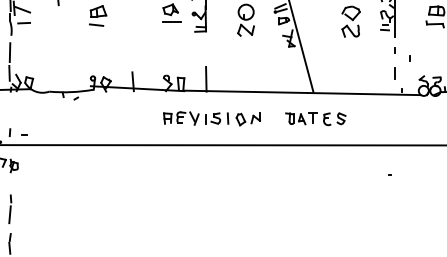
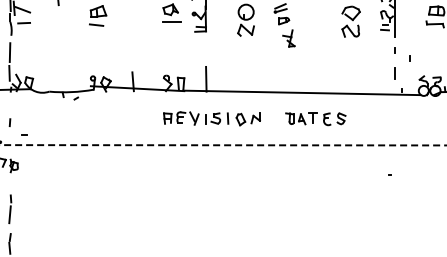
line: present -> none (301, 46)
line position: (9, 132) -> (9, 122) (9, 122)
line: solid -> dashed (223, 145)
